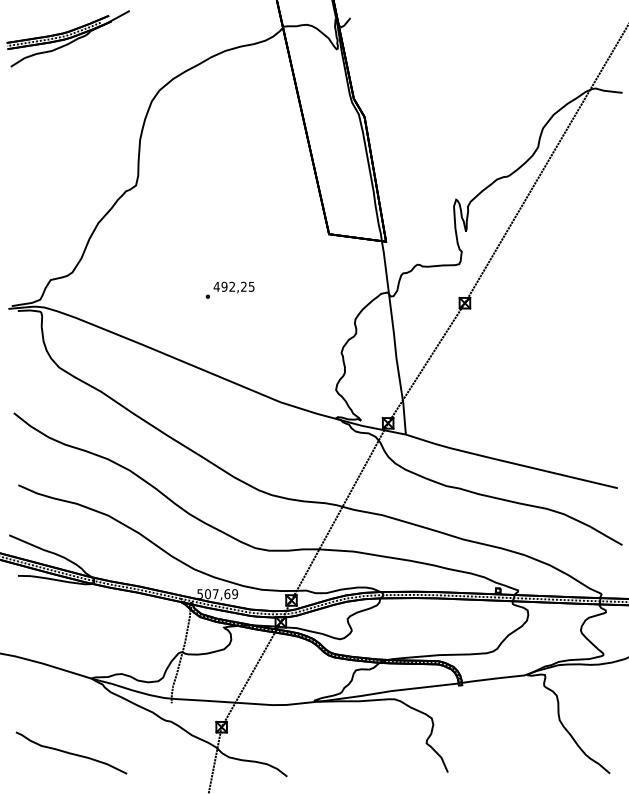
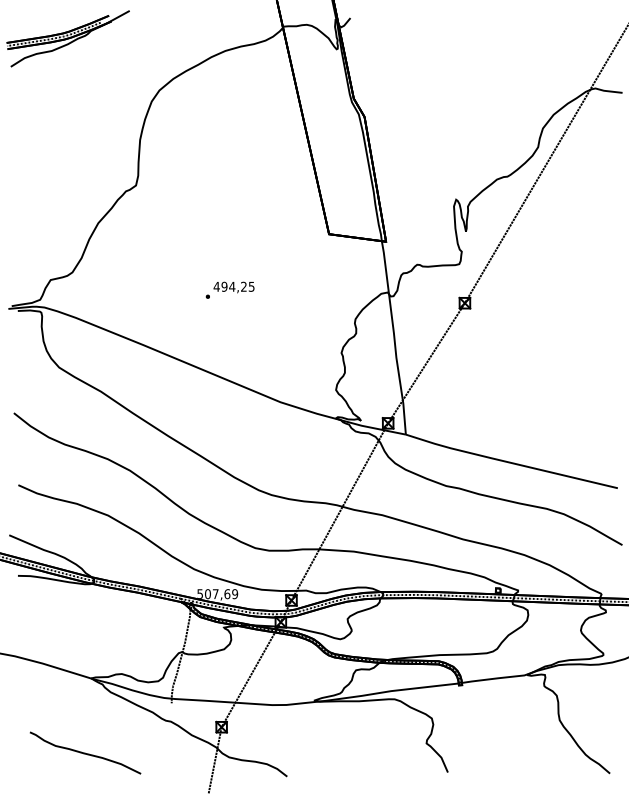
text: 492,25 -> 494,25 (232, 286)
curve position: (71, 752) -> (85, 752) (85, 752)
